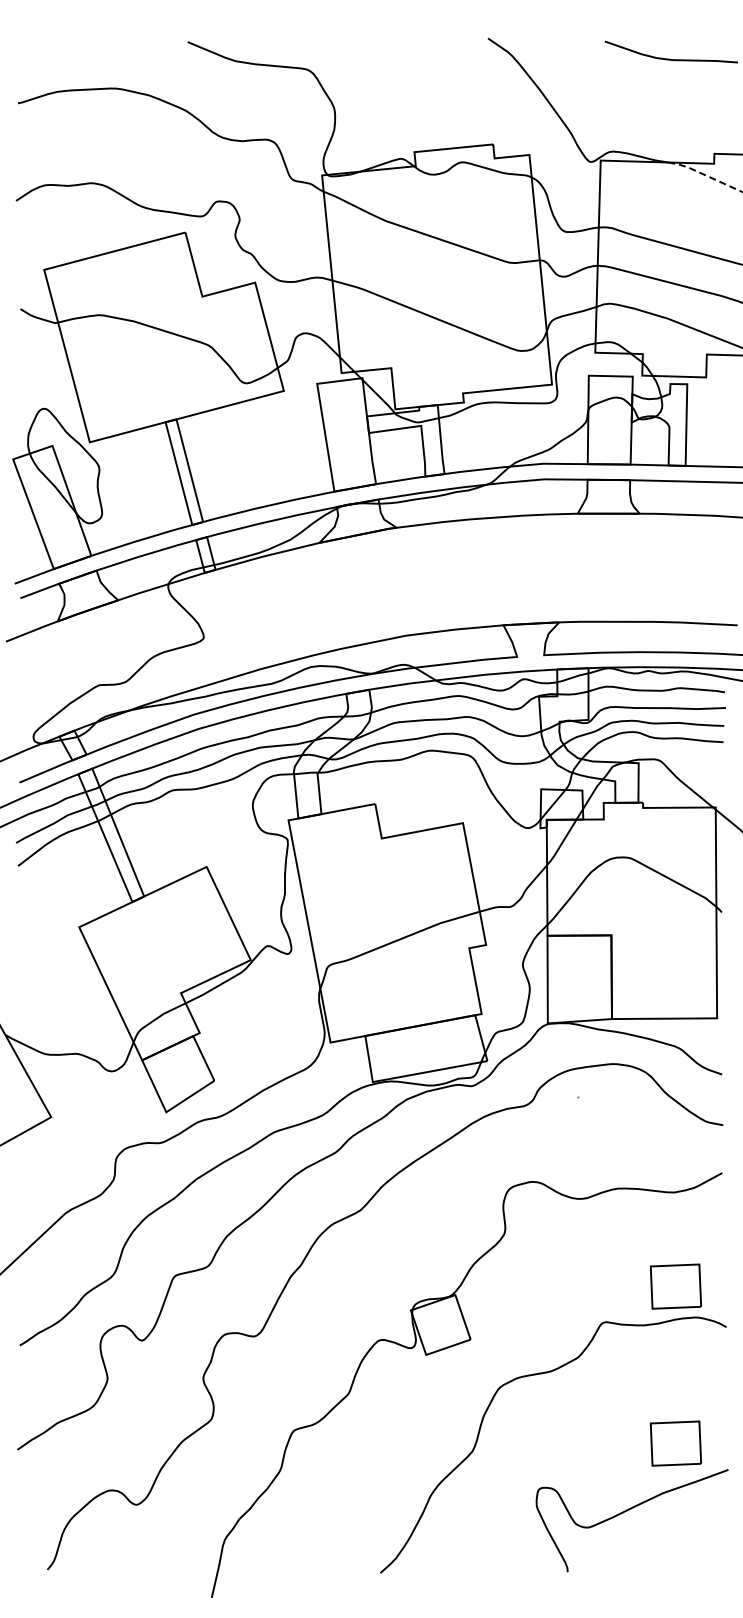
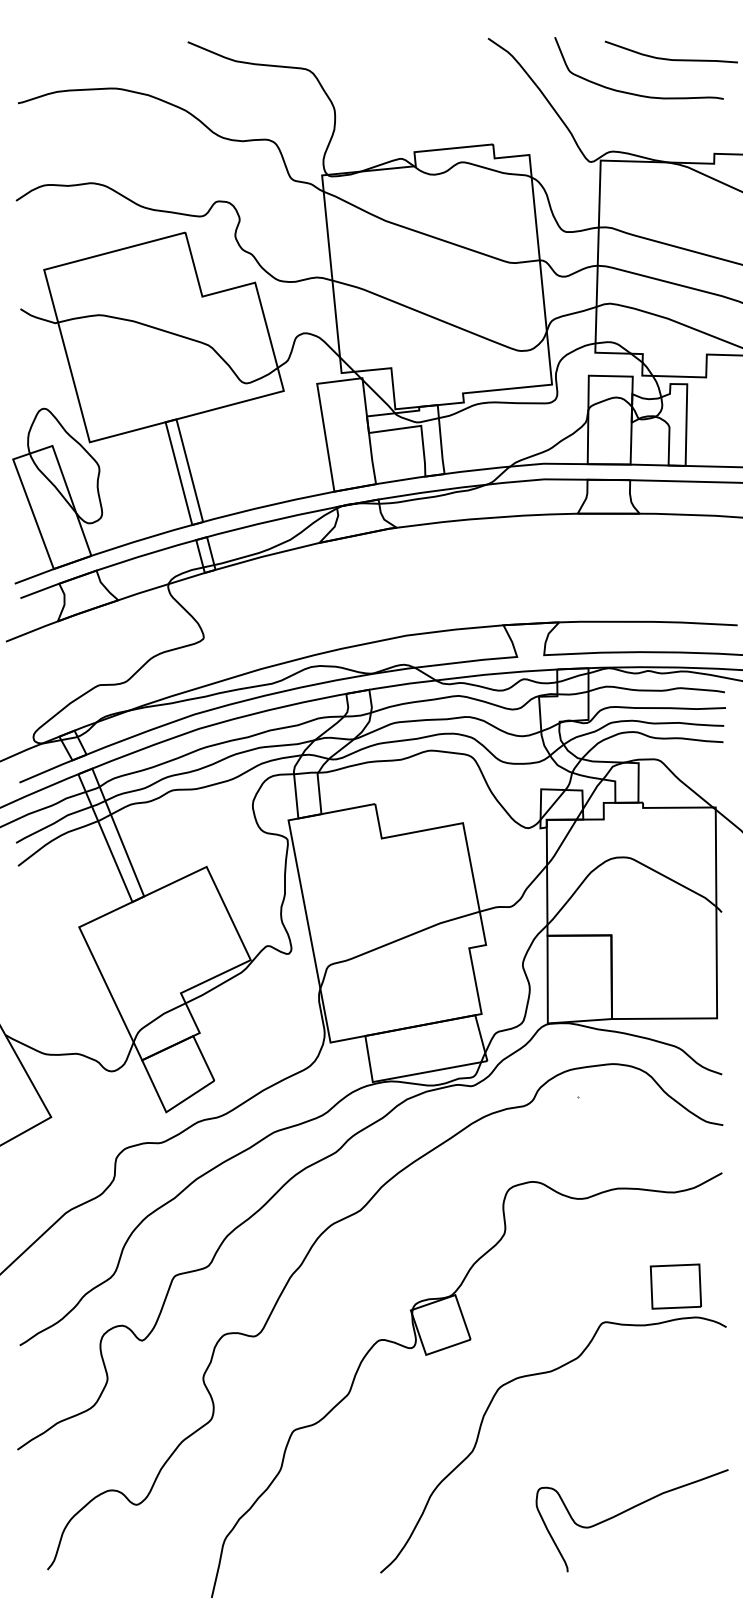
curve: none -> present (635, 93)
line: dashed -> solid (705, 175)
part: present -> none (675, 1443)
